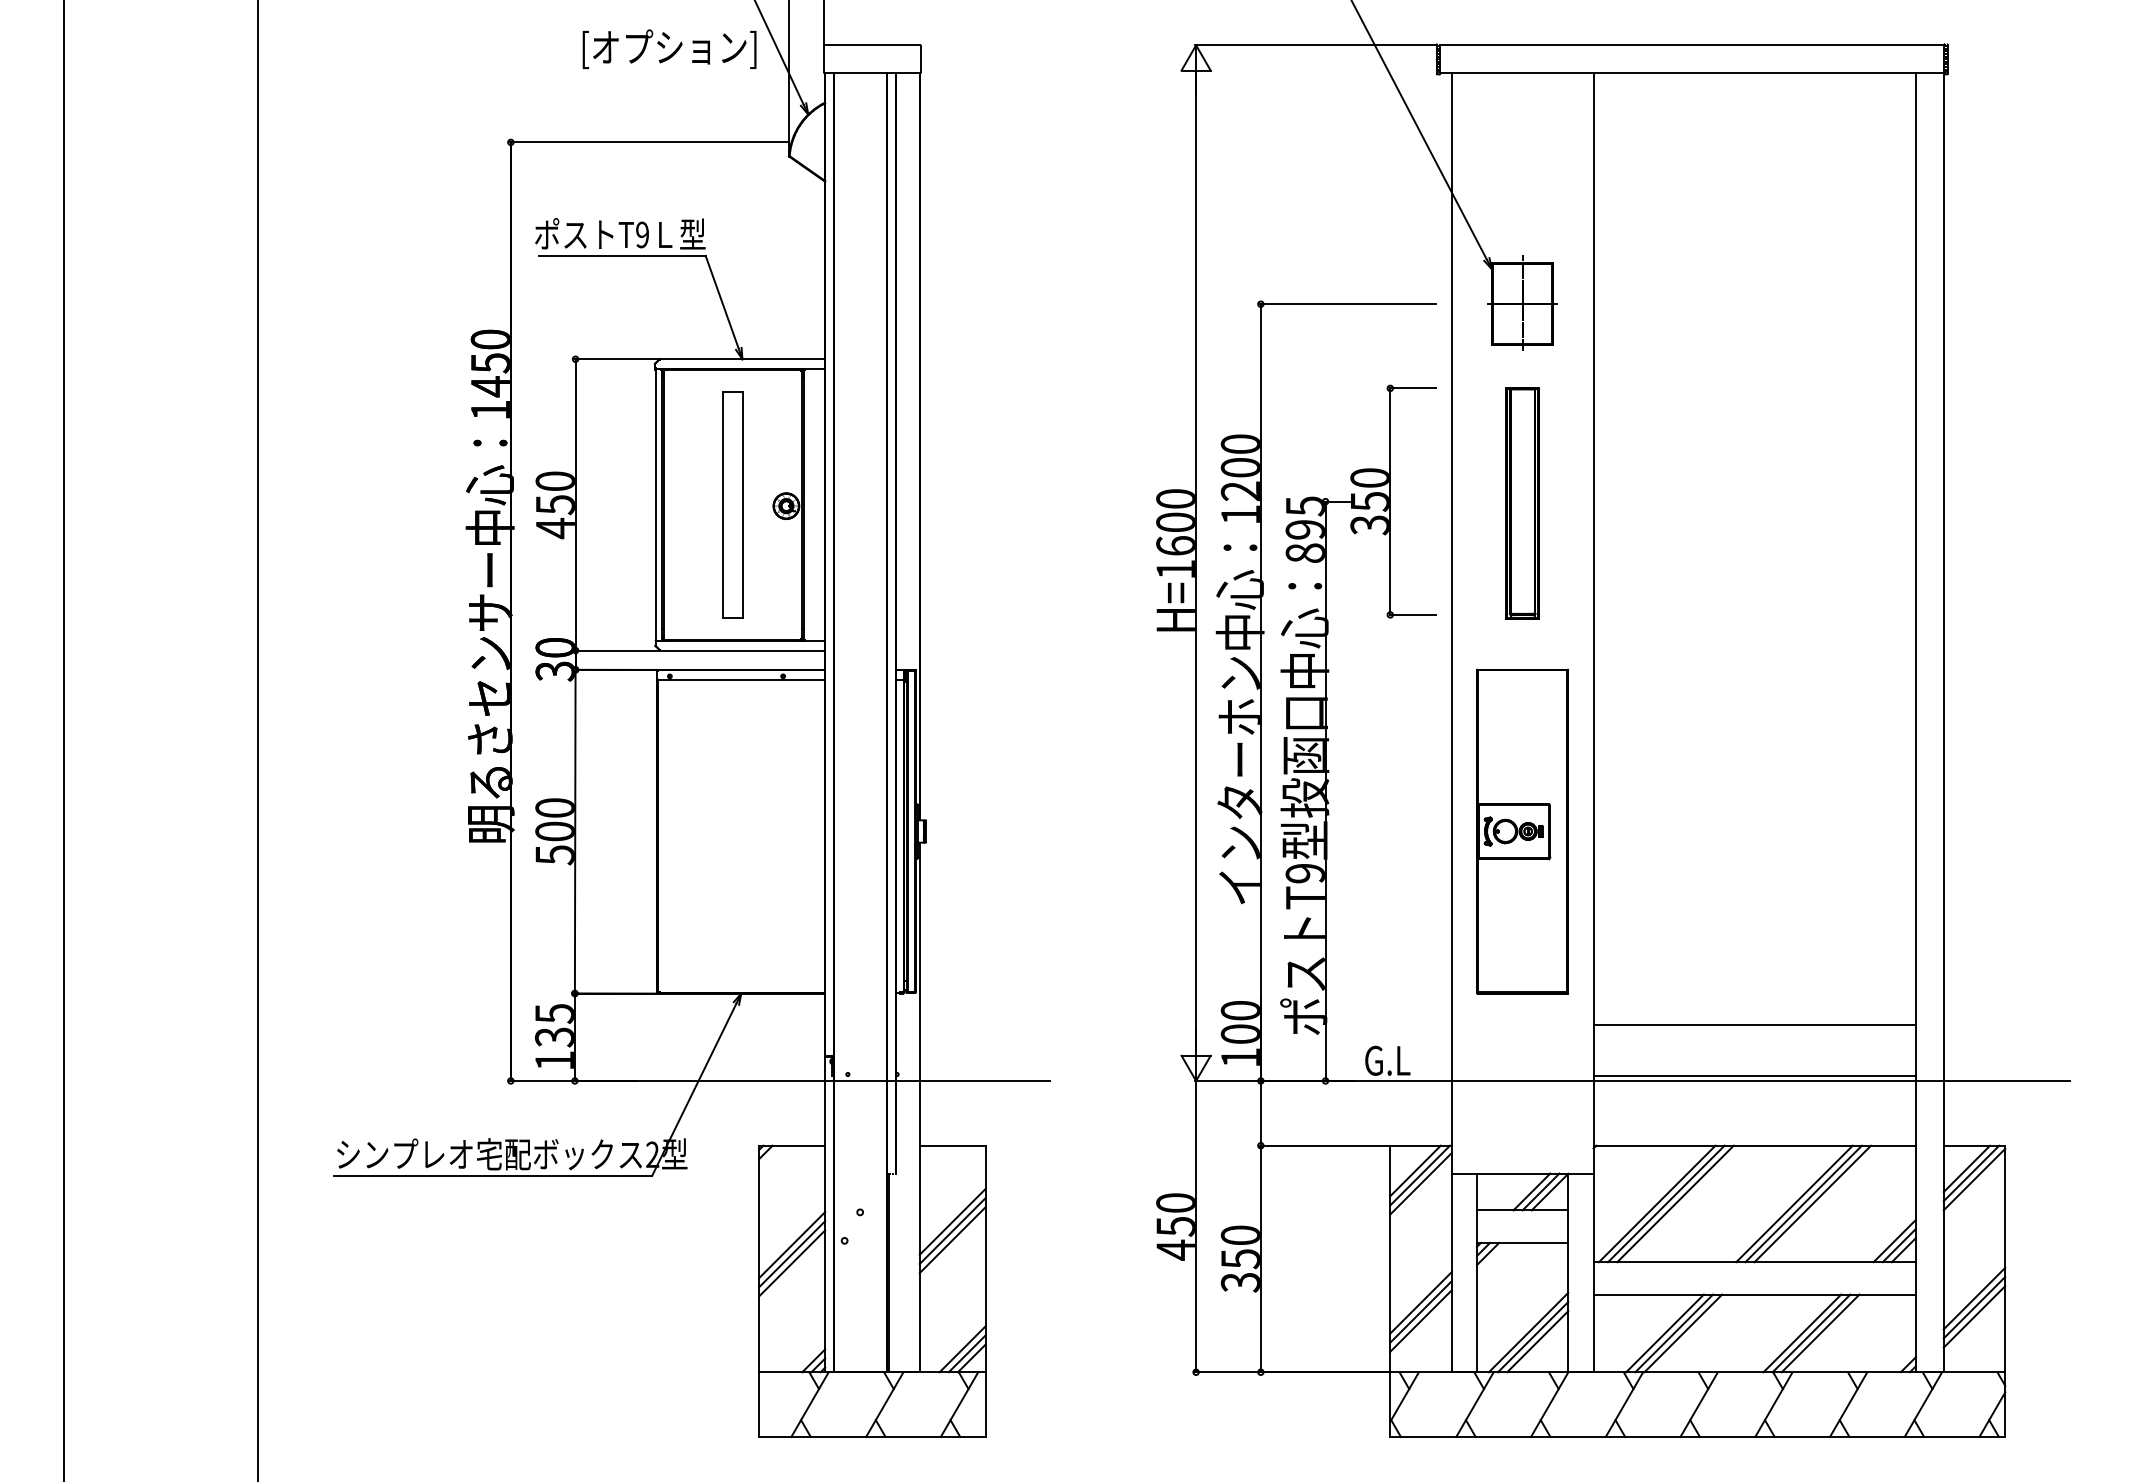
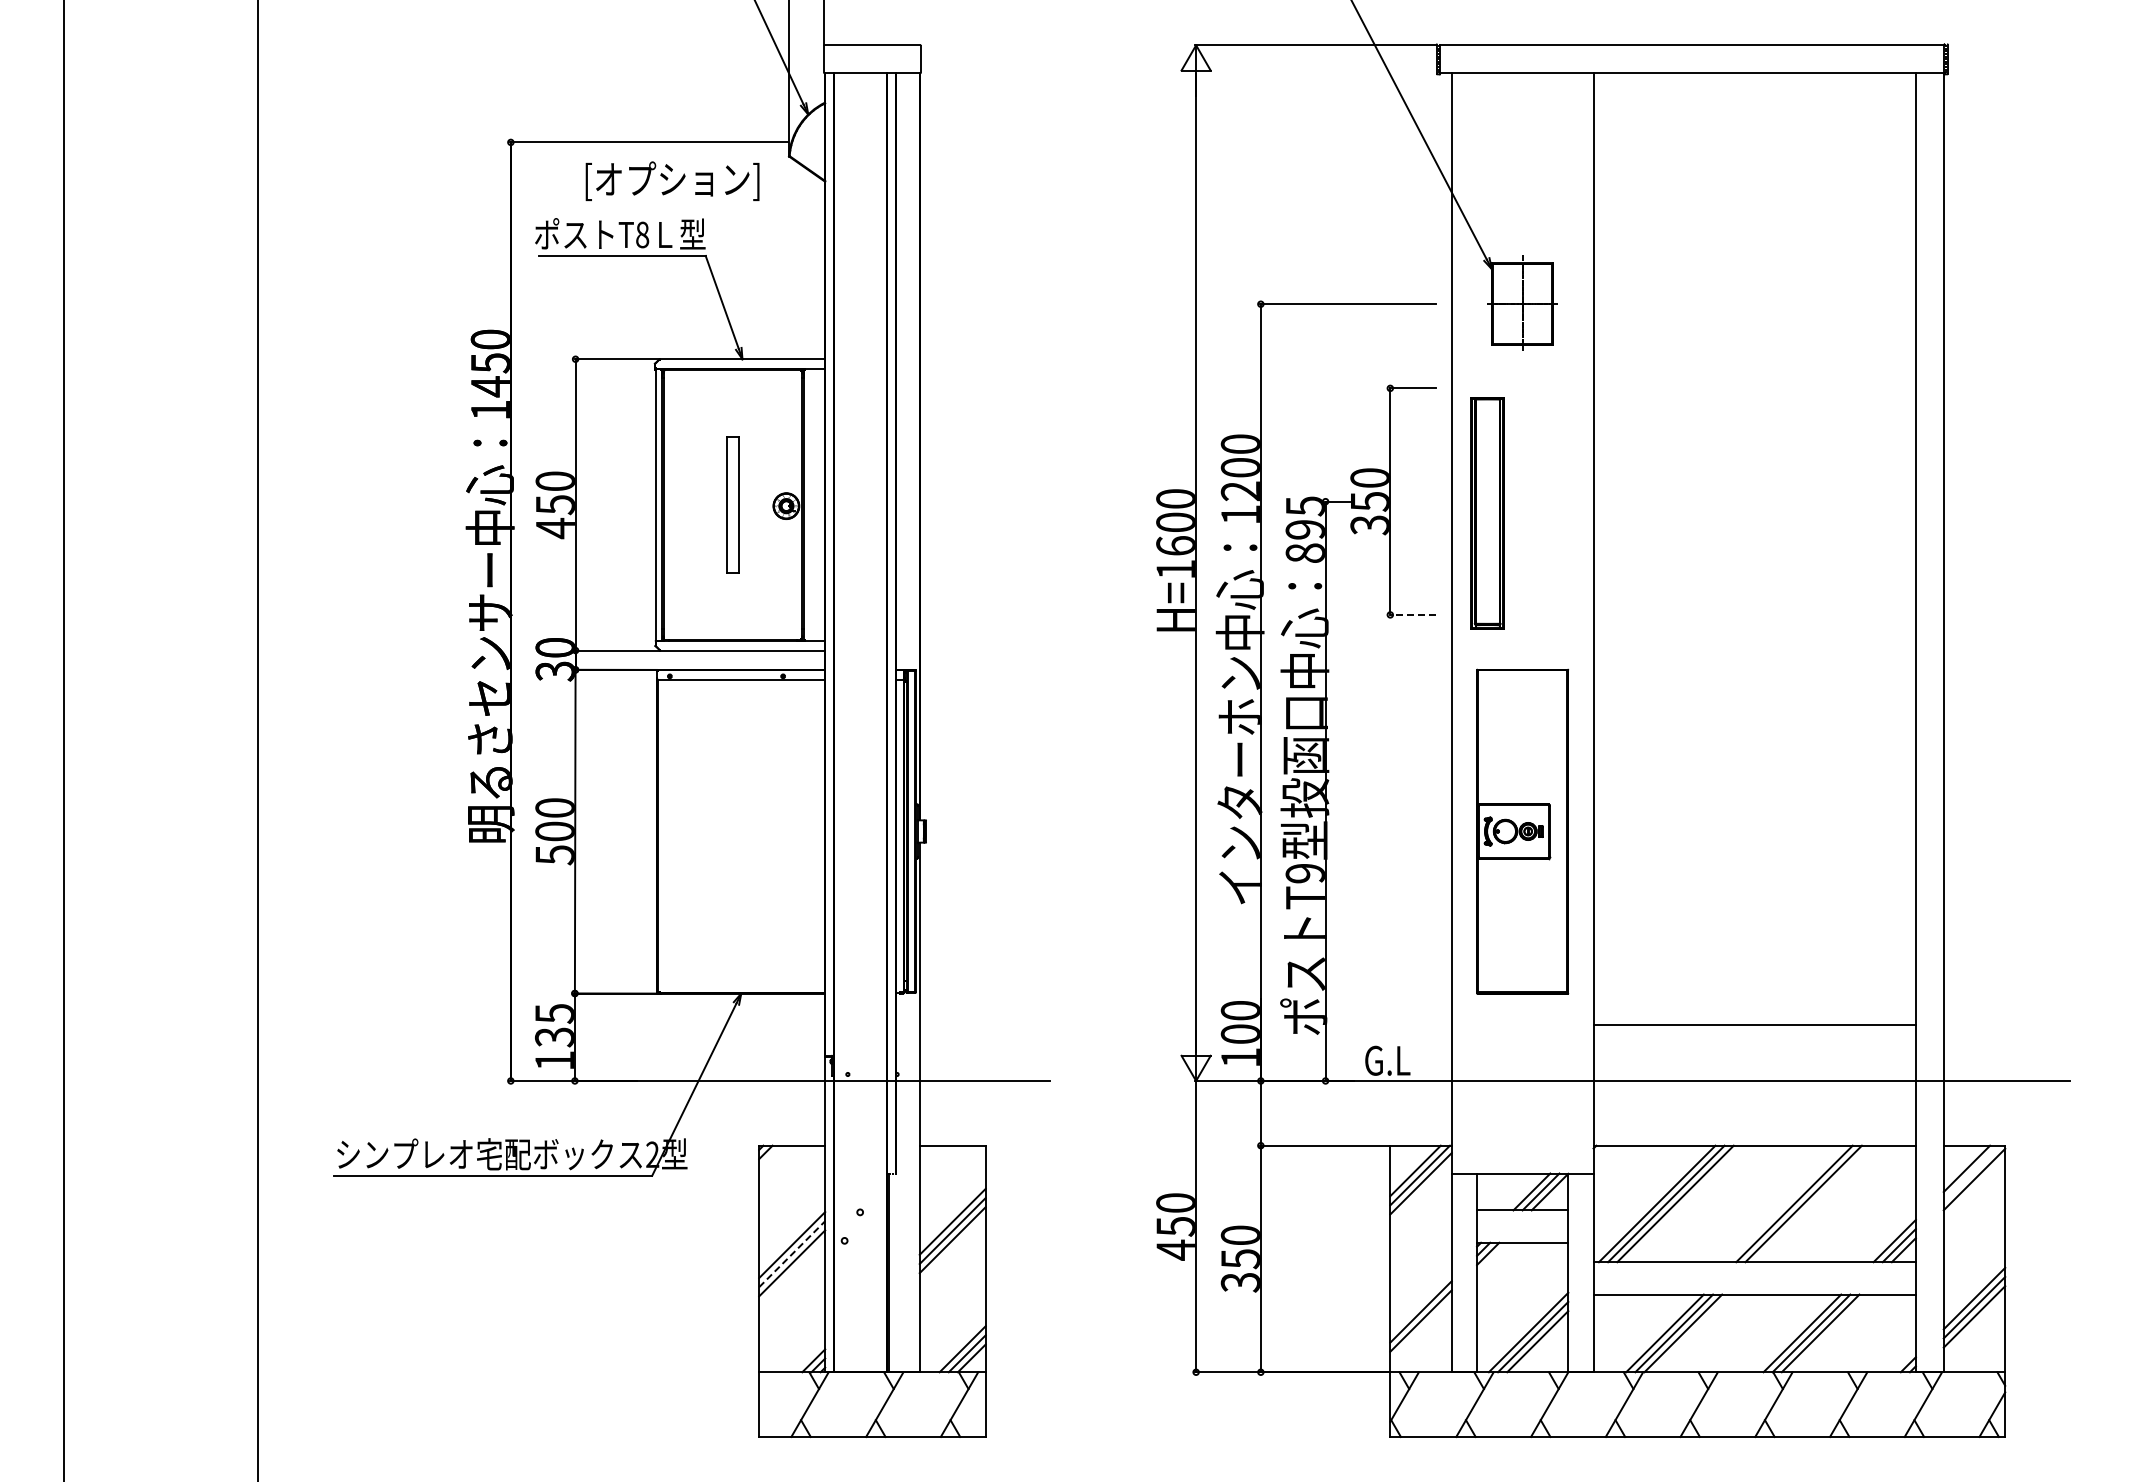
text position: (669, 48) -> (672, 180) (672, 180)
text: T9 -> T8 (642, 234)
part position: (1522, 503) -> (1487, 513) (1487, 513)
part size: 22x228 px -> 14x138 px (732, 504)
line: solid -> dashed (1412, 614)
line: present -> none (1754, 1076)
line: present -> none (1971, 1173)
line: present -> none (1812, 1203)
line: solid -> dashed (792, 1254)
line: present -> none (1420, 1302)
